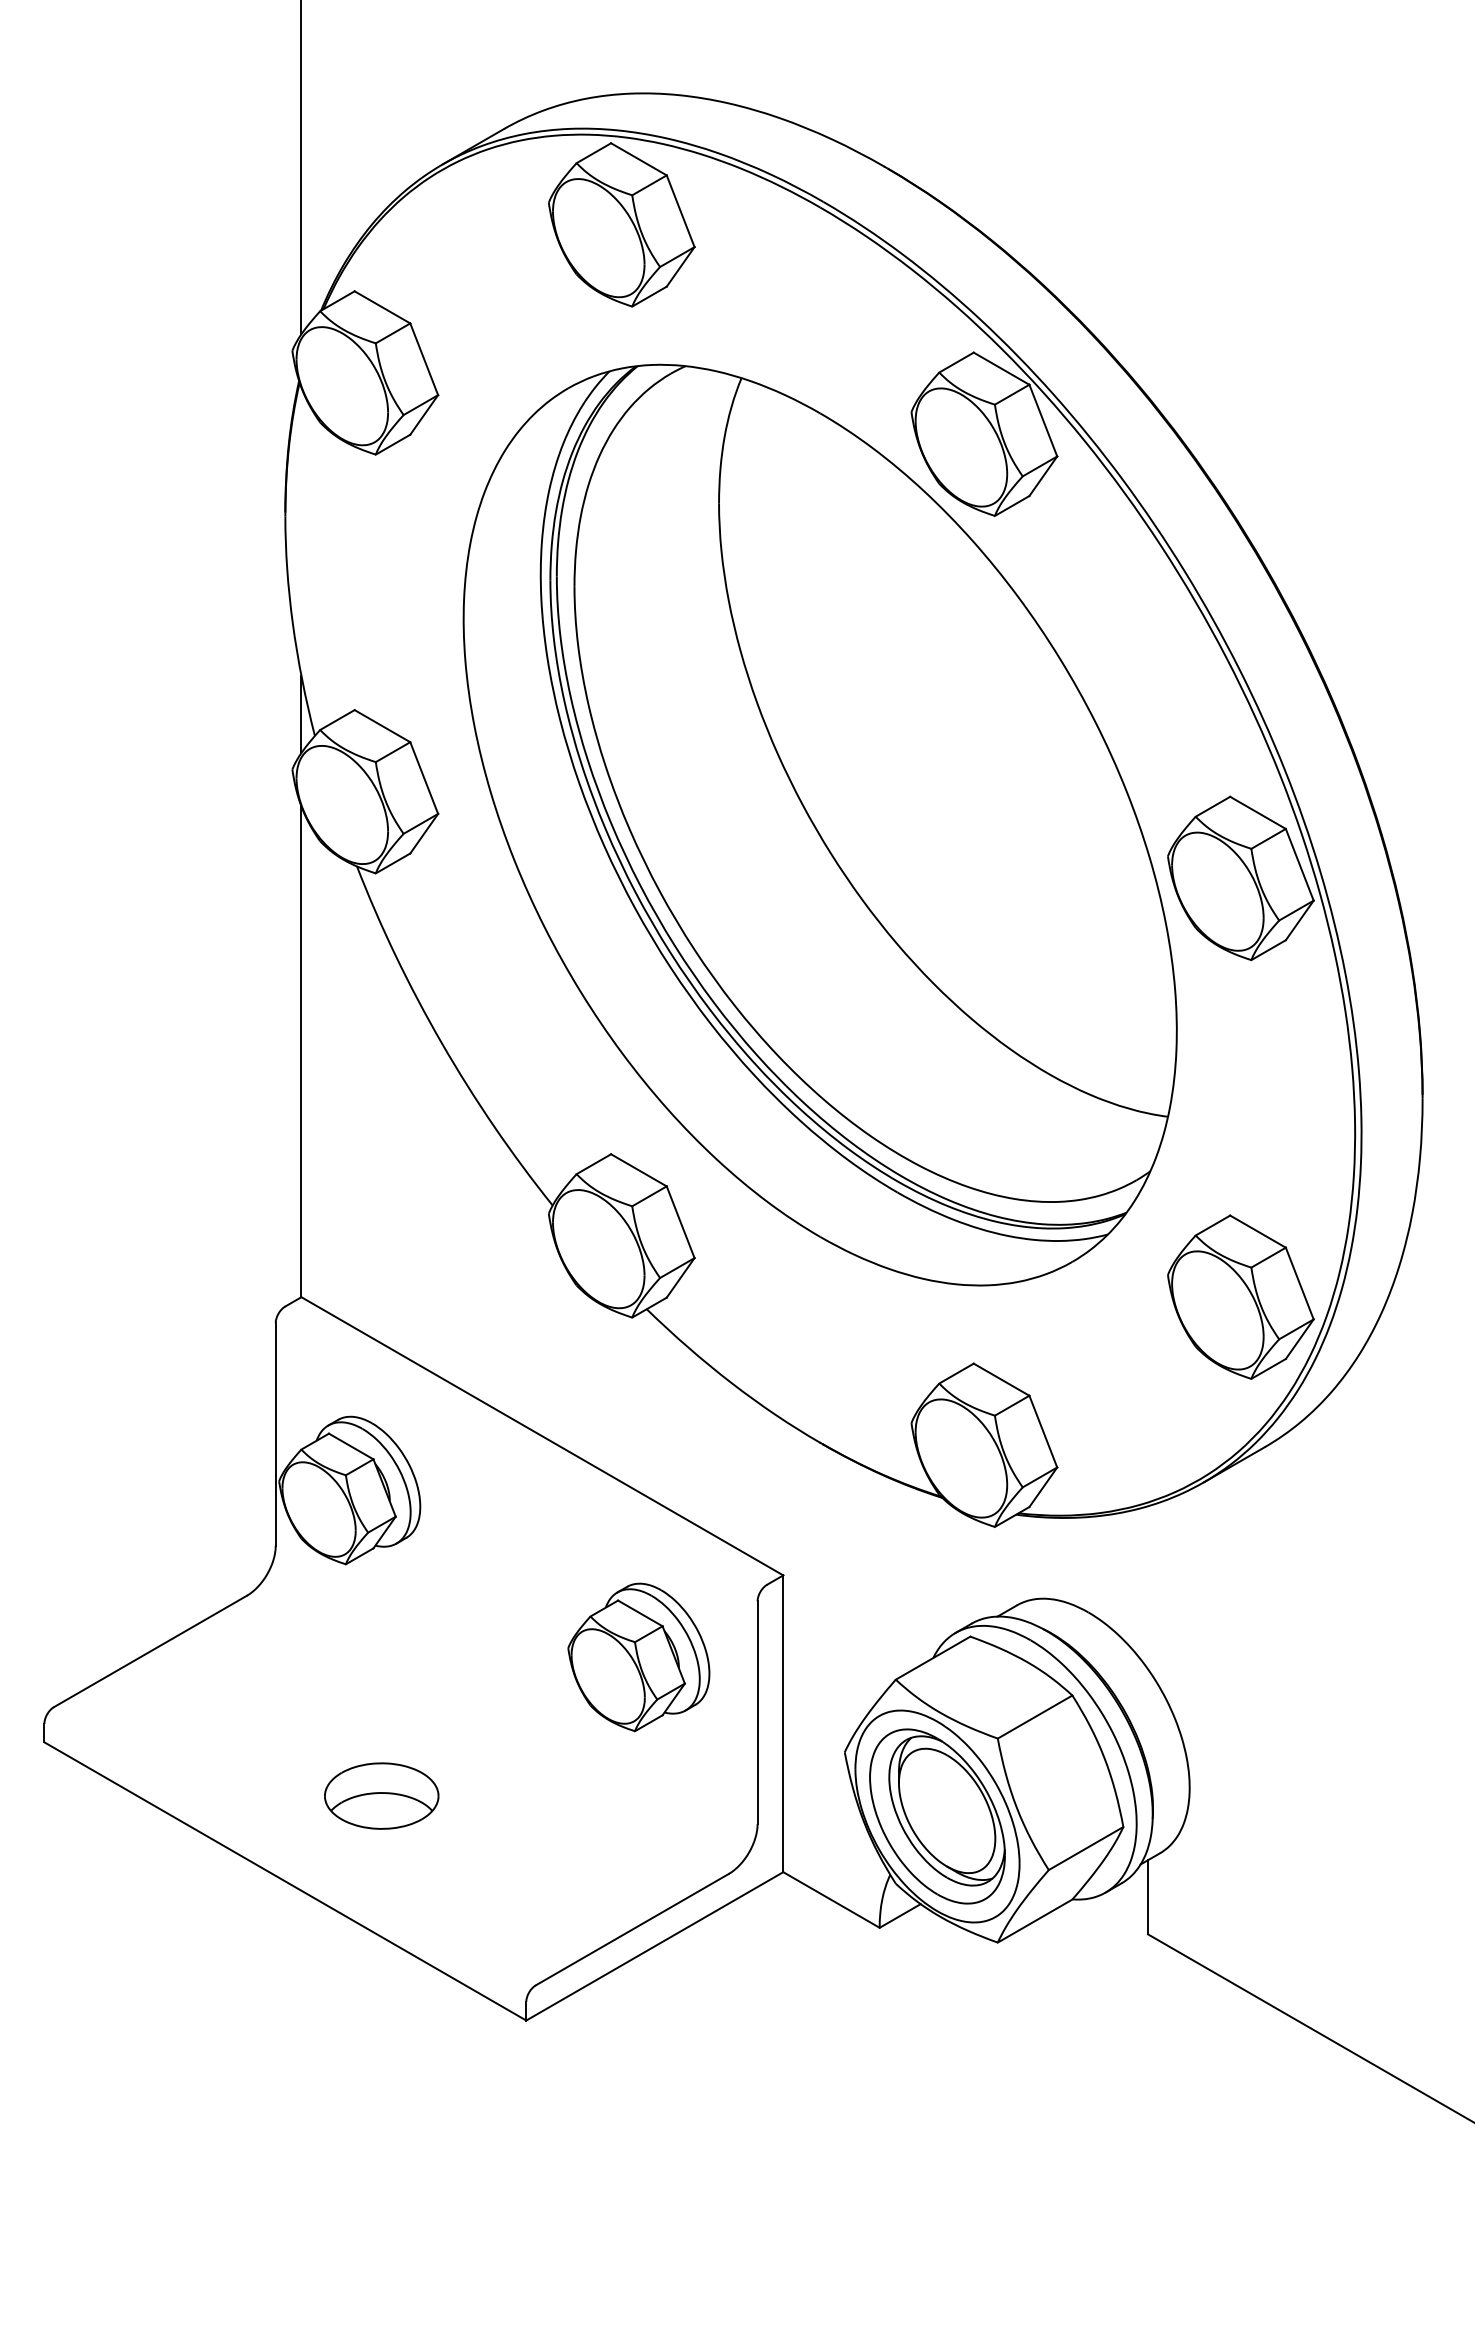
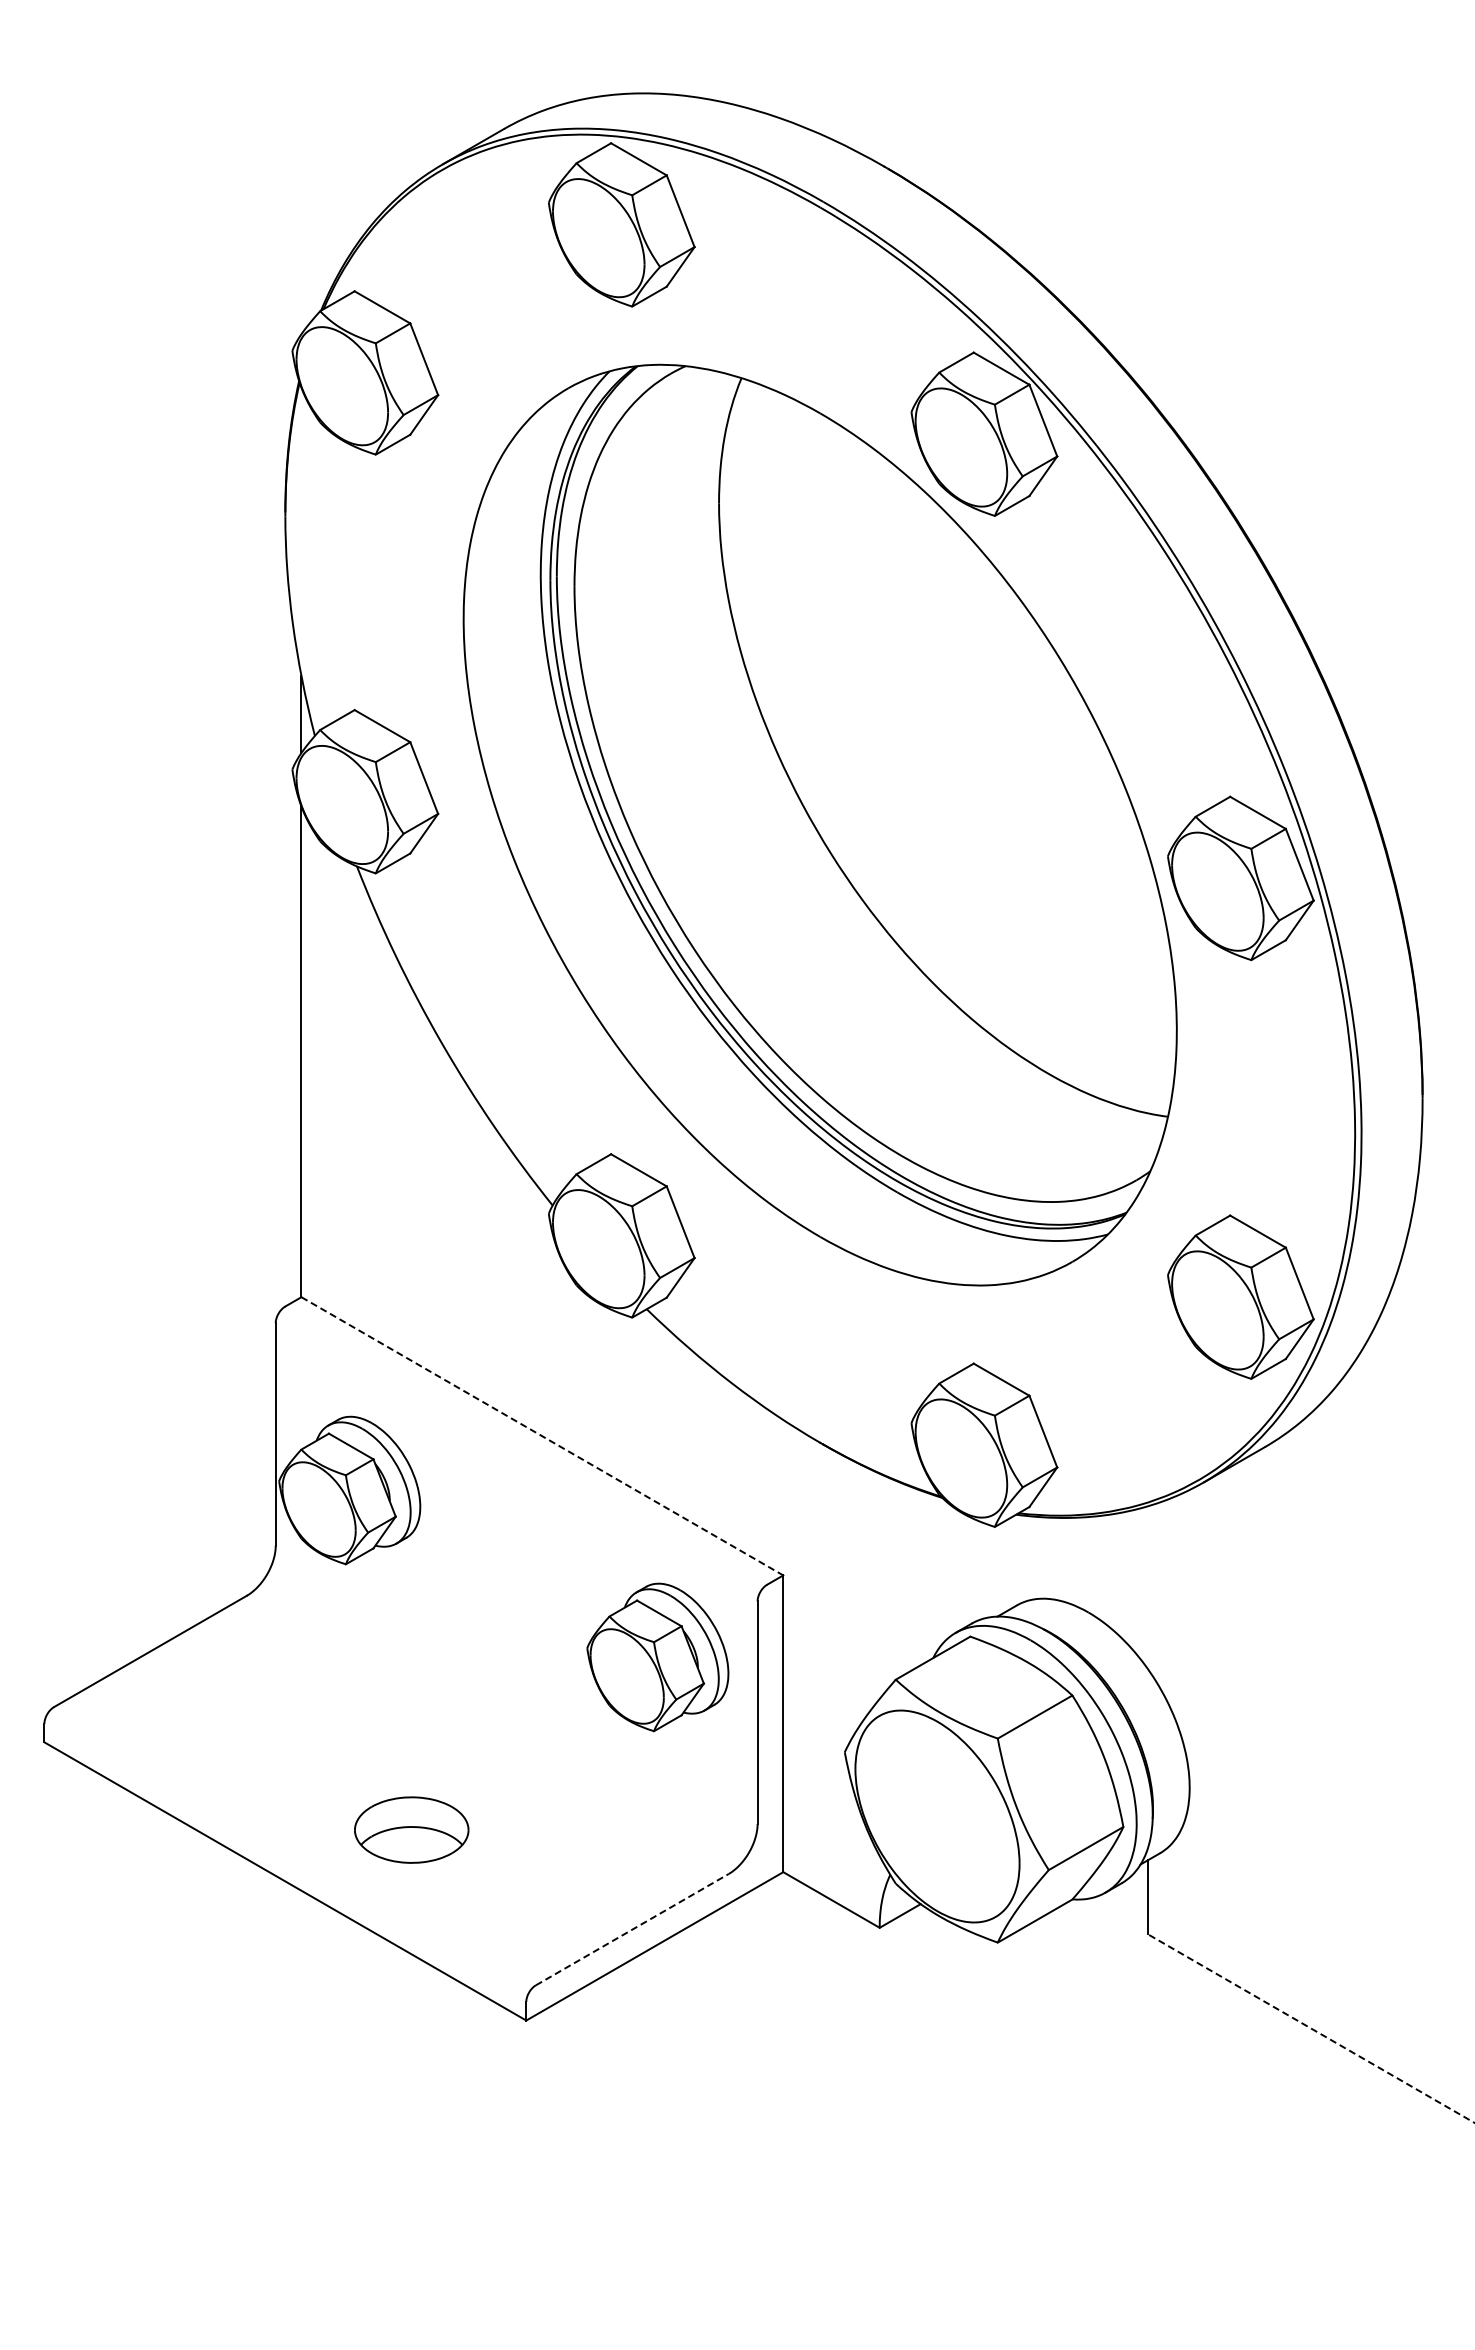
line: present -> none (301, 168)
line: solid -> dashed (542, 1436)
part position: (638, 1657) -> (657, 1657) (657, 1657)
part position: (381, 1795) -> (411, 1829) (411, 1829)
part: present -> none (937, 1816)
line: solid -> dashed (632, 1929)
line: solid -> dashed (1310, 2028)
